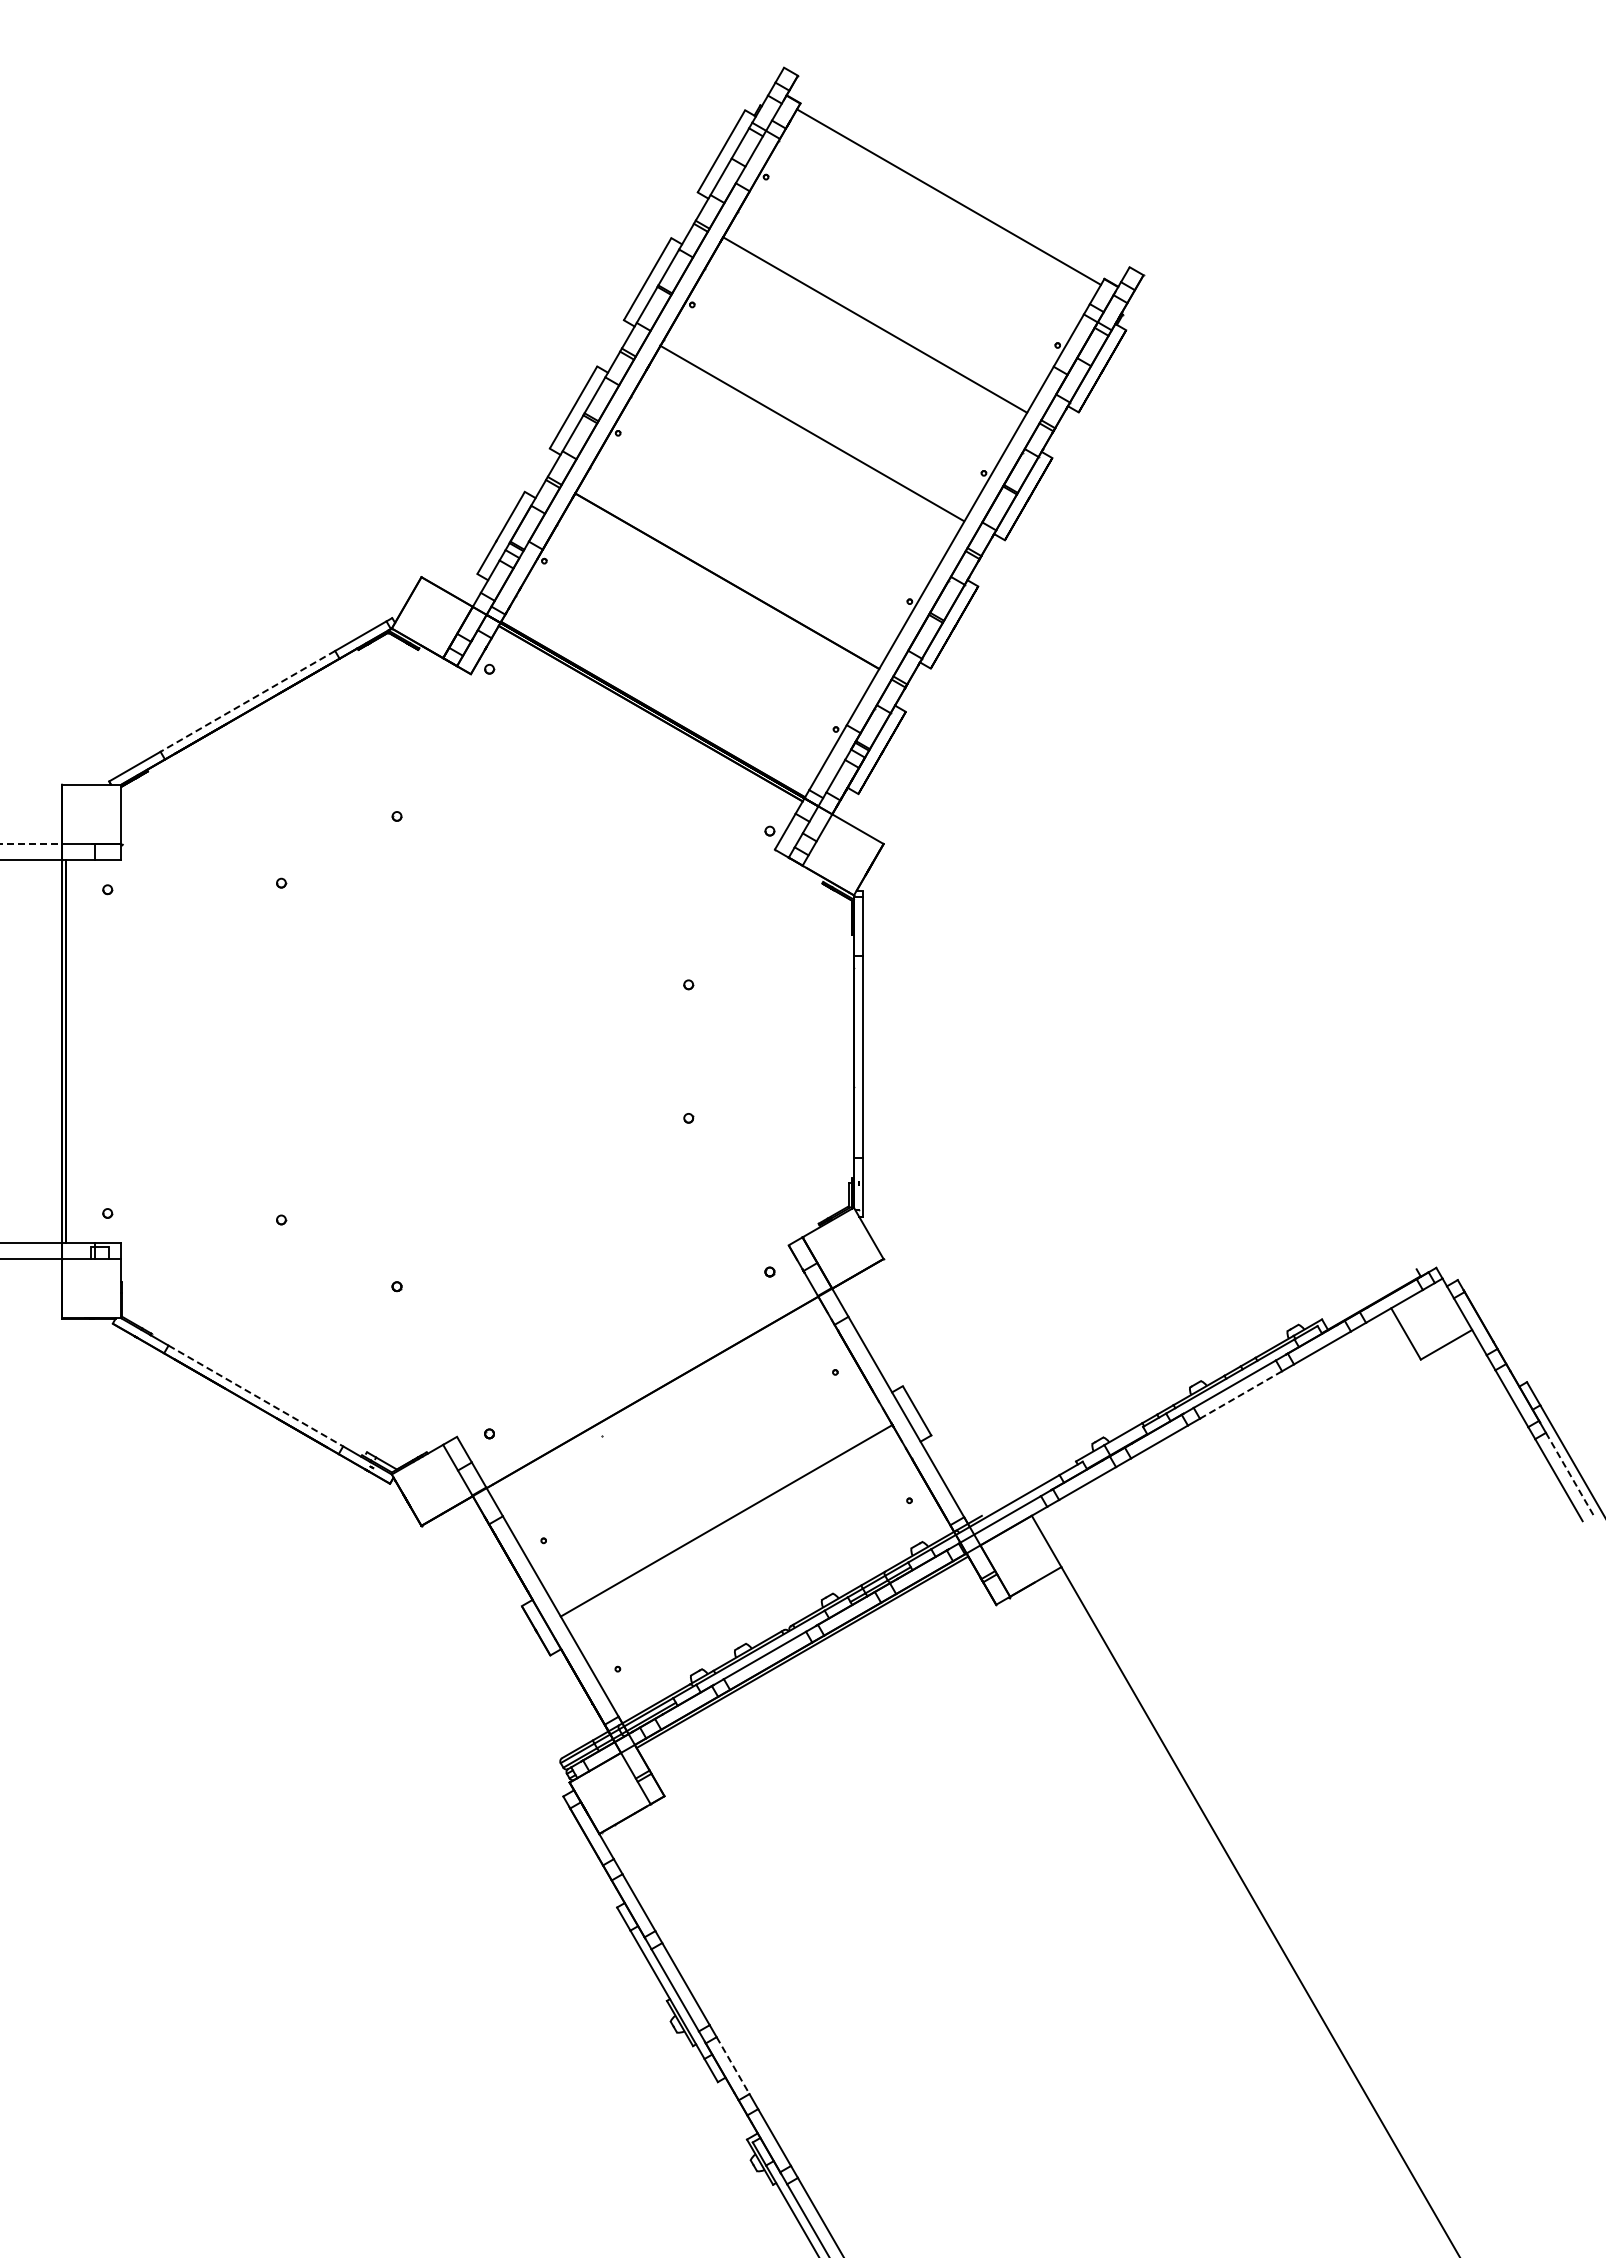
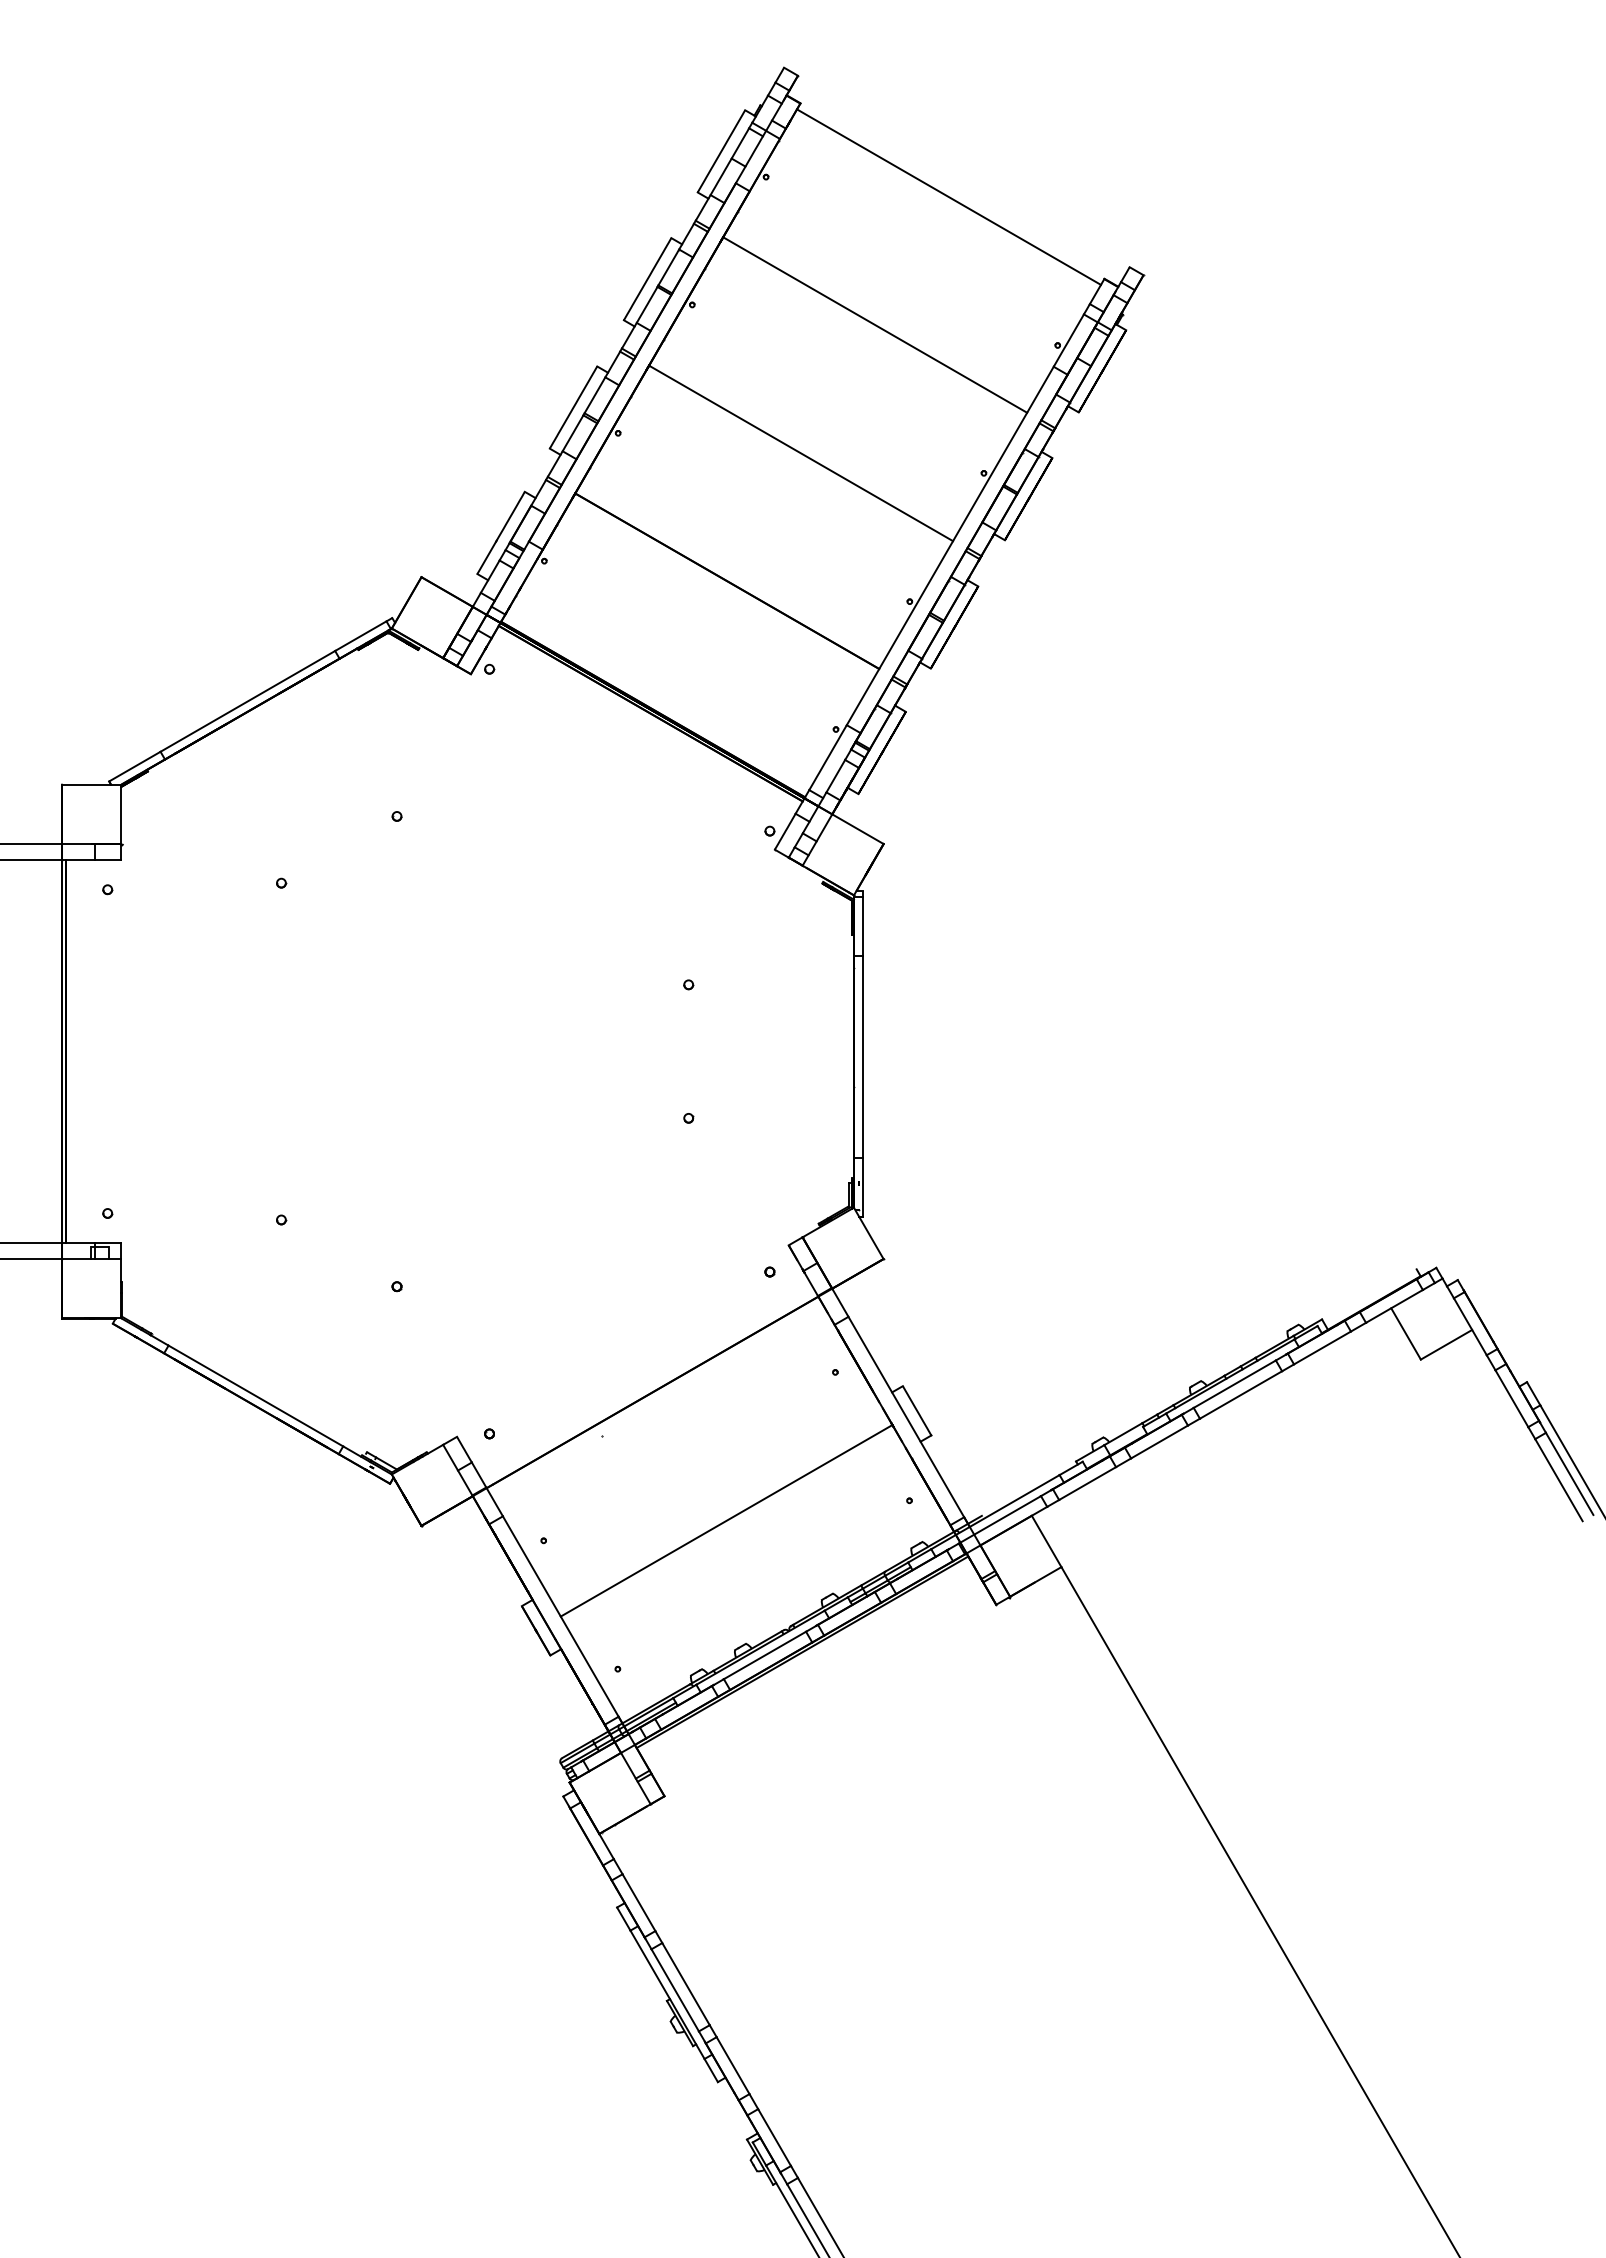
line position: (812, 433) -> (801, 453) (801, 453)
line: dashed -> solid (247, 701)
line: dashed -> solid (31, 843)
line: dashed -> solid (1240, 1395)
line: dashed -> solid (255, 1396)
line: dashed -> solid (1569, 1473)
line: dashed -> solid (733, 2065)
